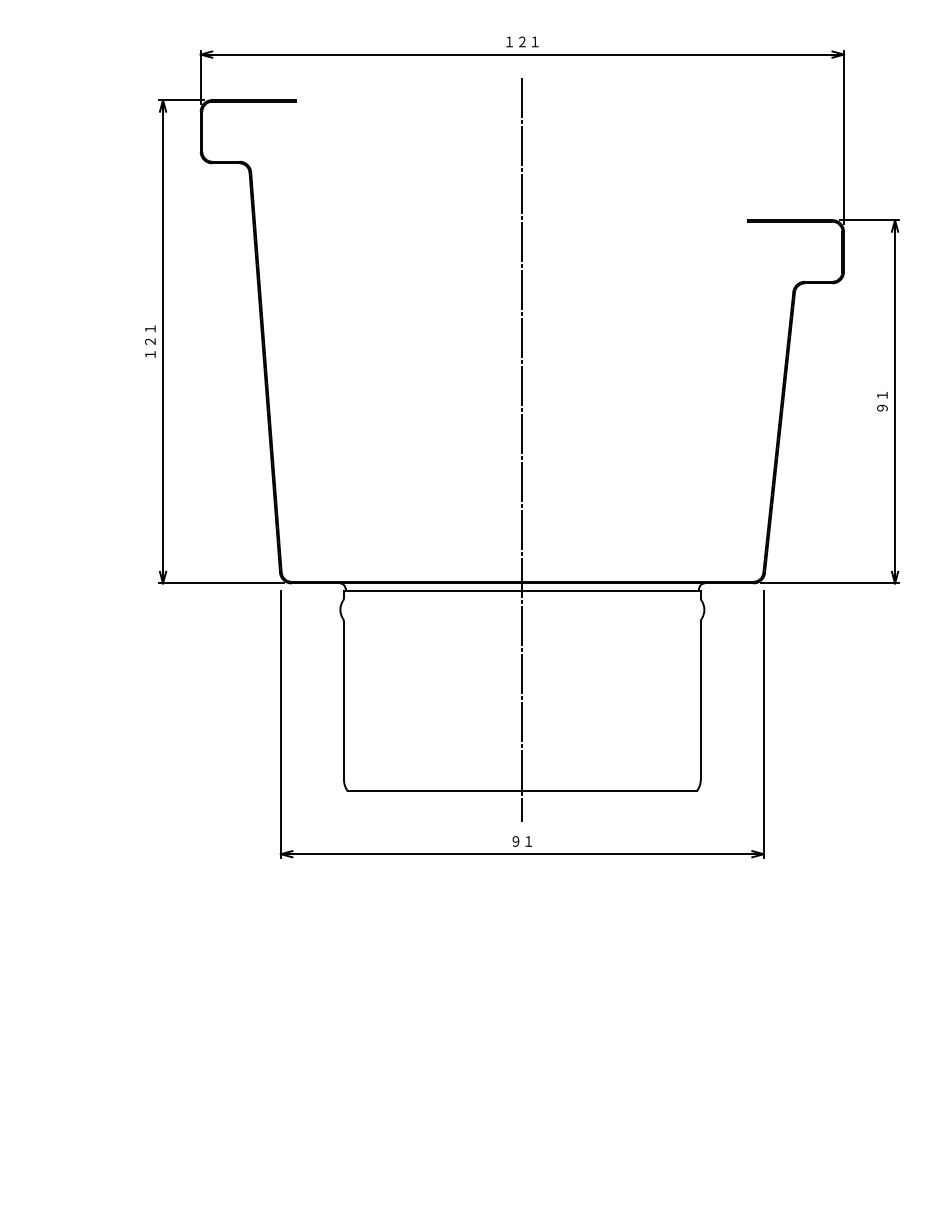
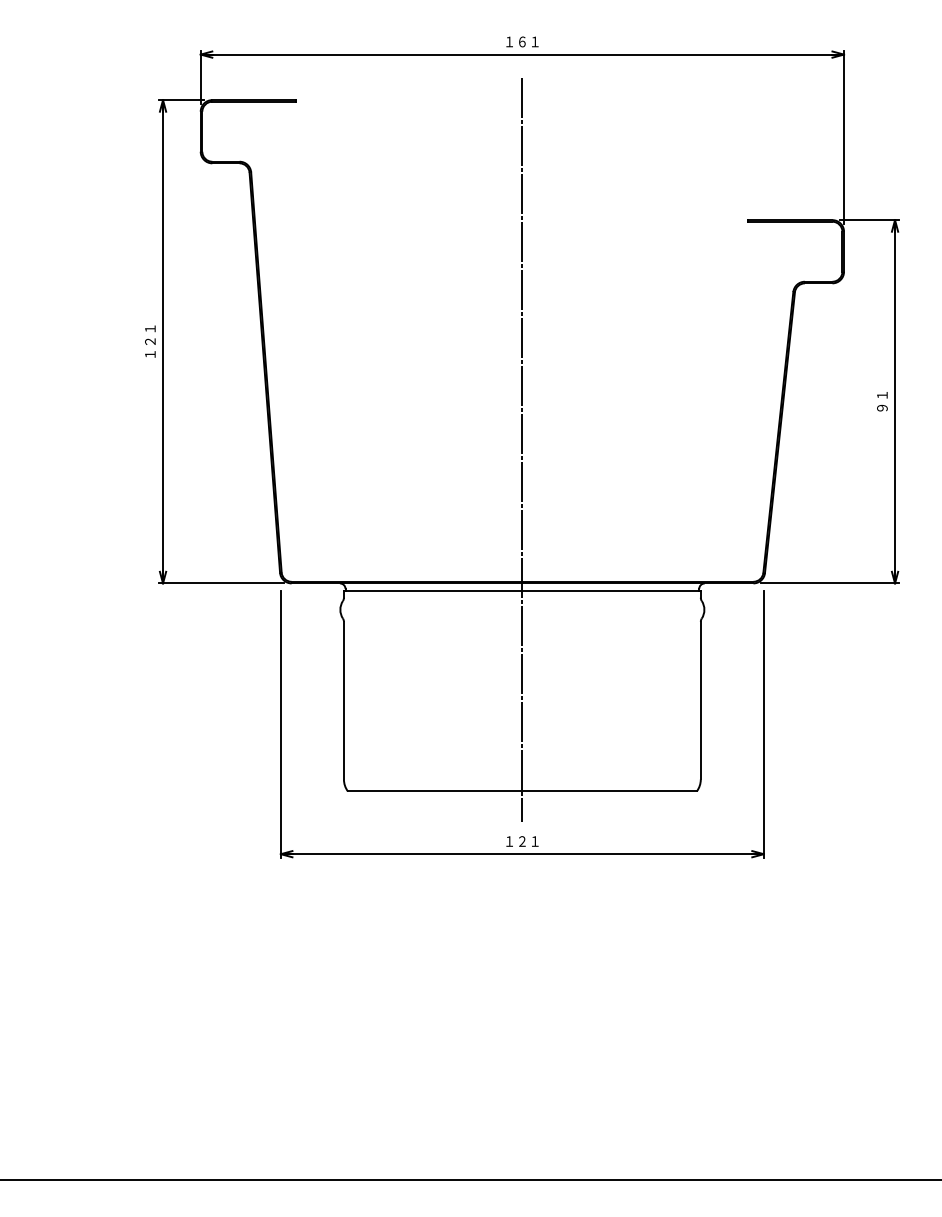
text: １２１ -> １６１ (522, 41)
text: ９１ -> １２１ (522, 841)
line: none -> present (470, 1180)
